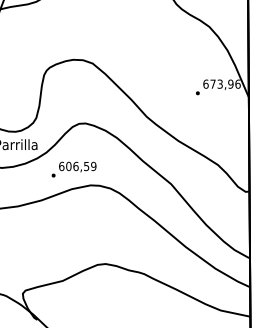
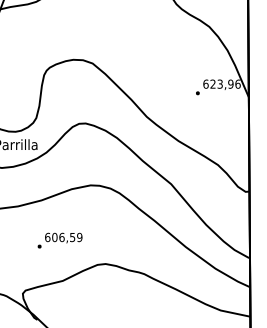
text: 673,96 -> 623,96 (212, 83)
text position: (73, 169) -> (59, 240) (59, 240)
